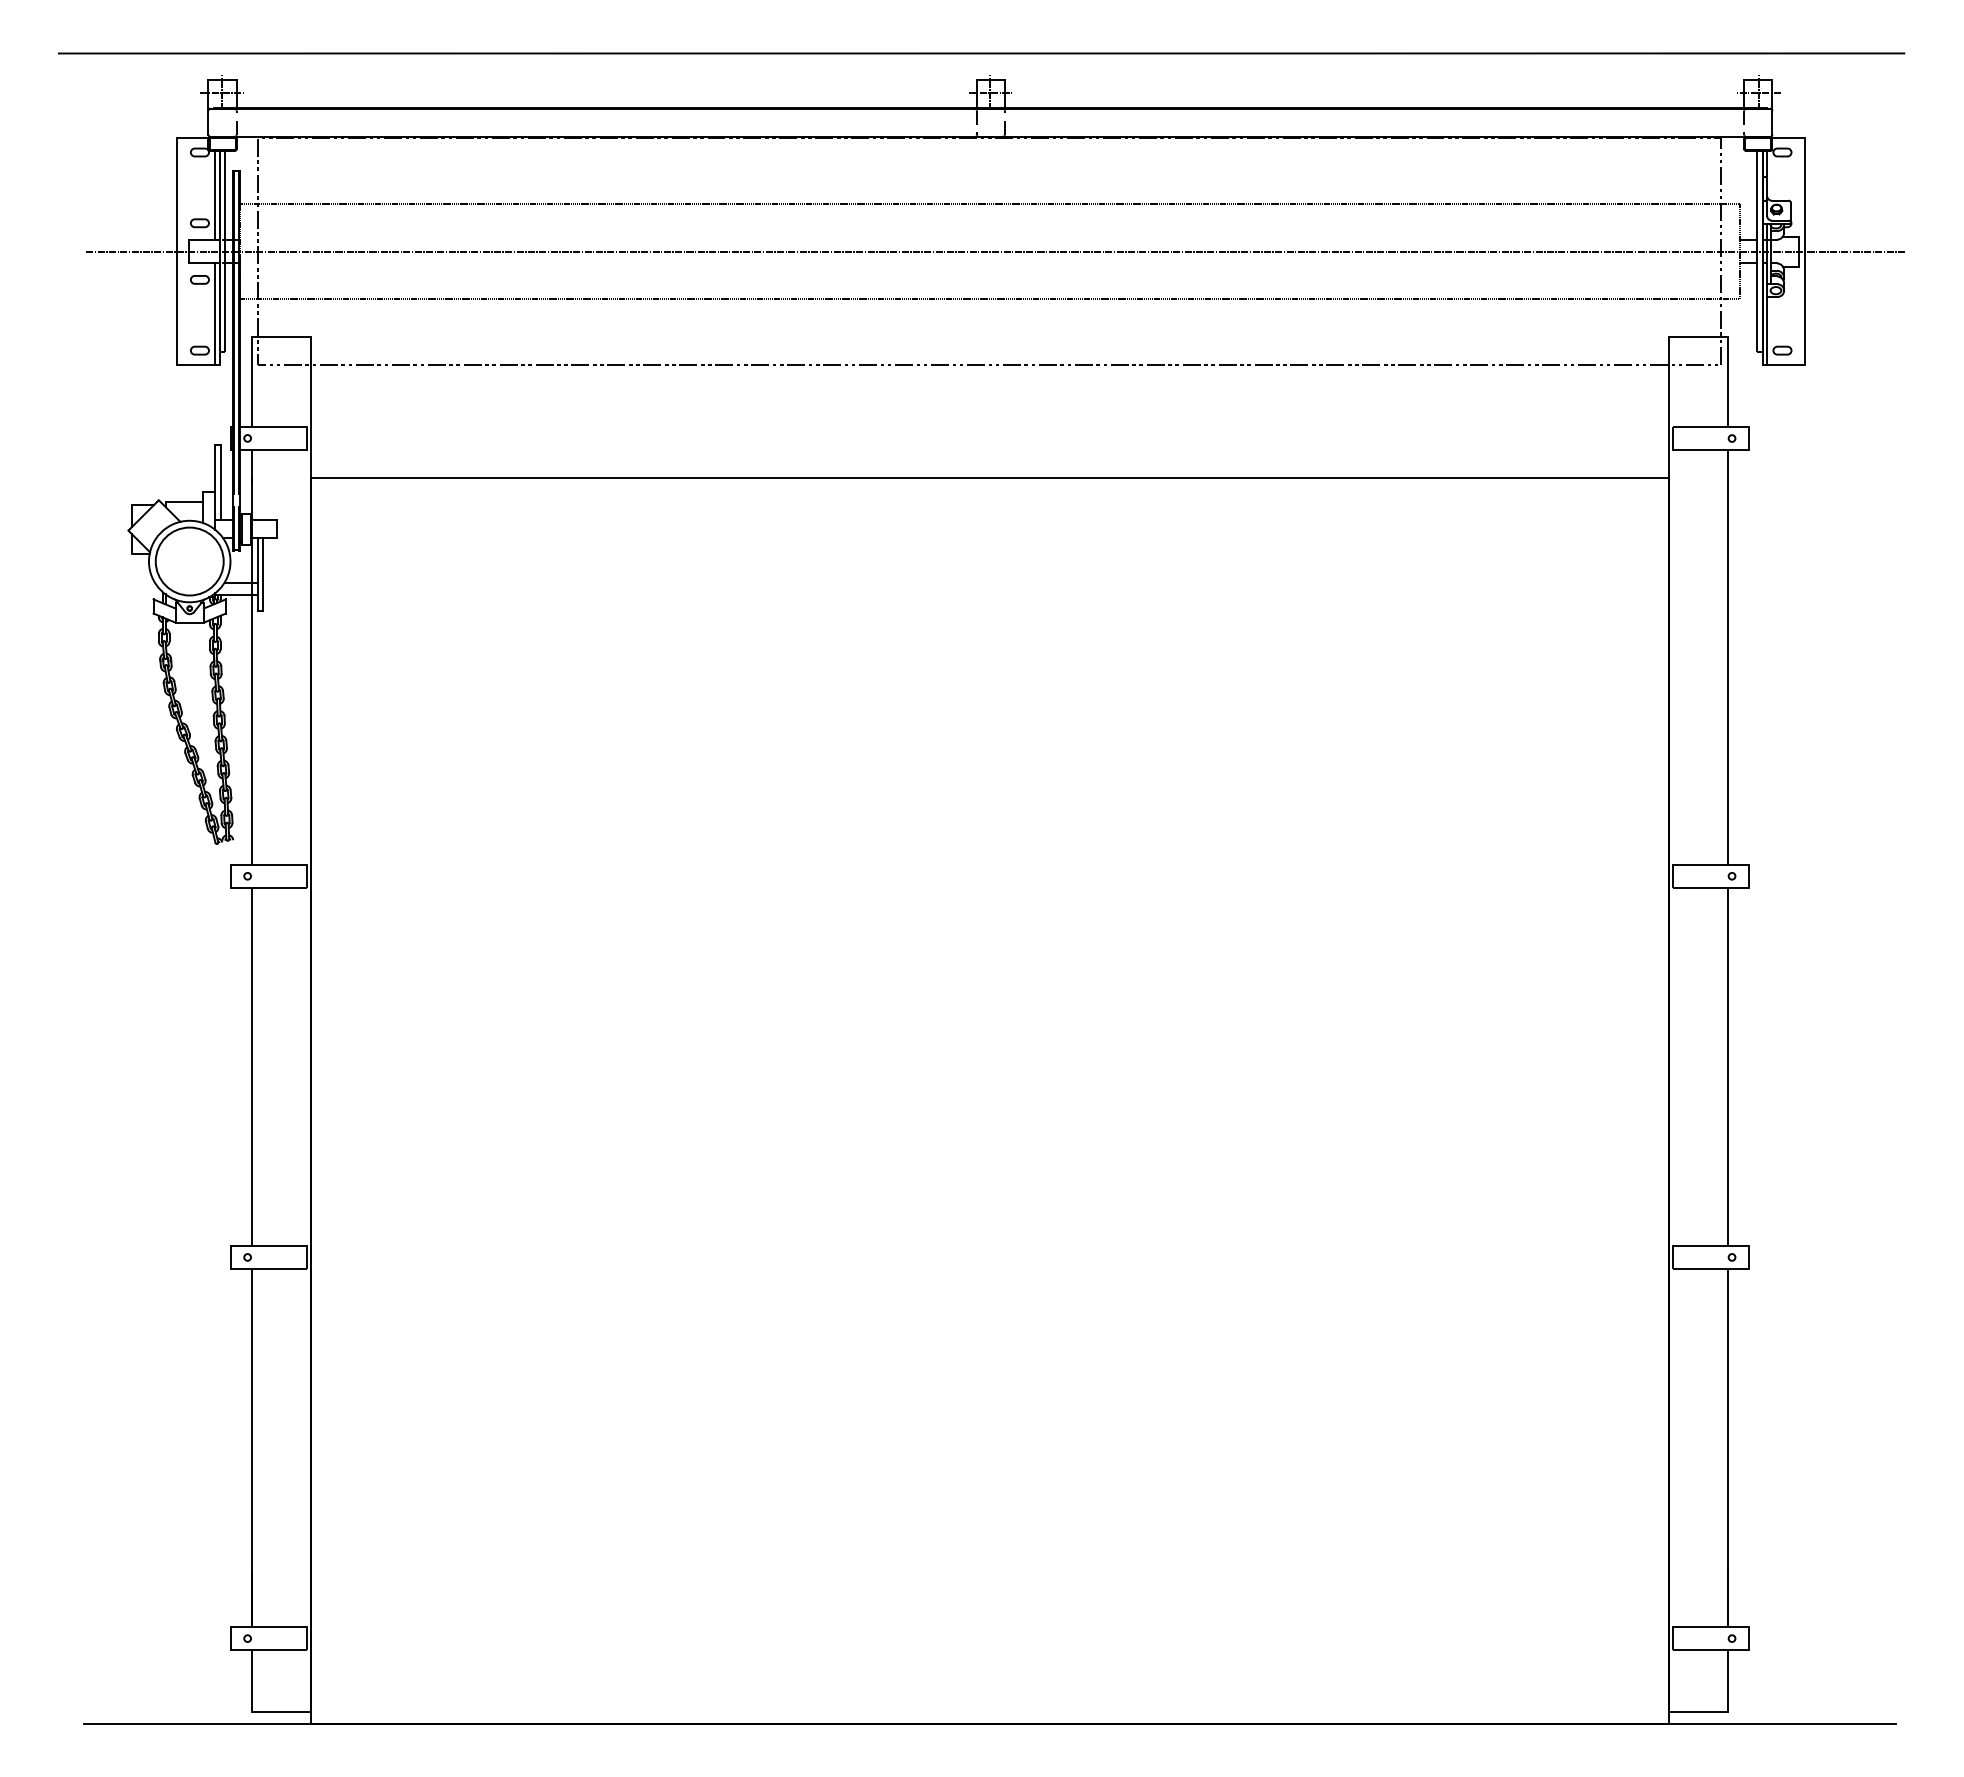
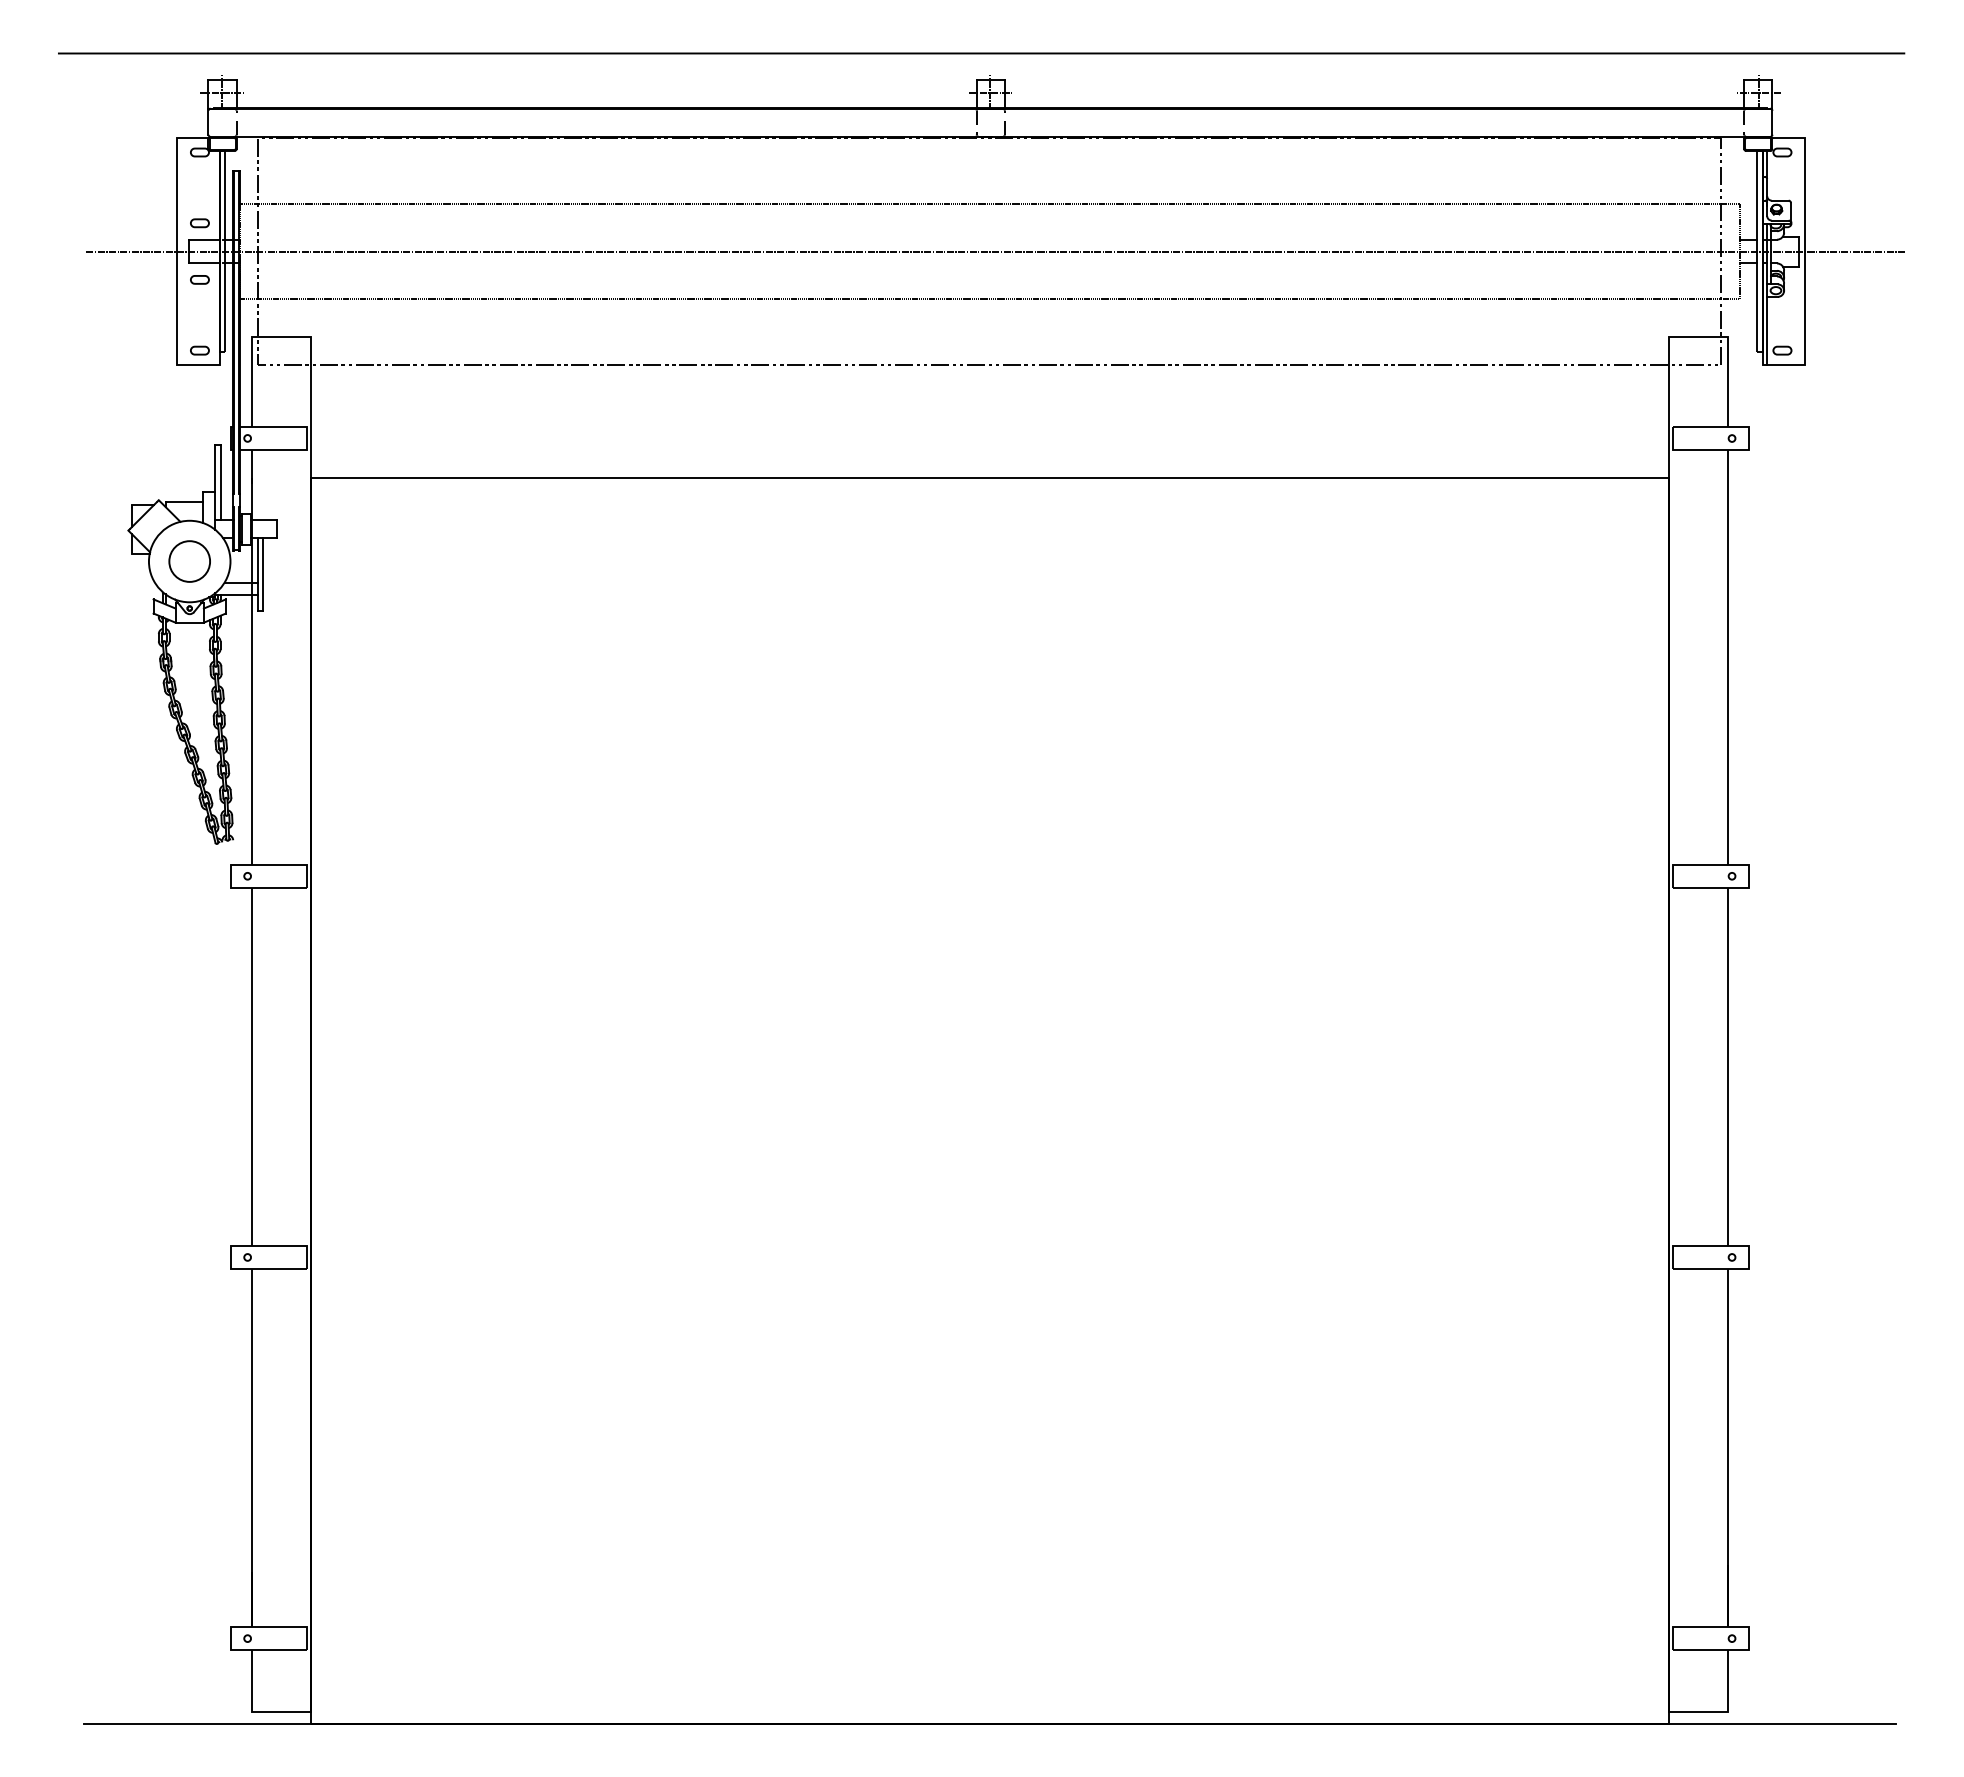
line: present -> none (215, 195)
line: present -> none (215, 313)
circle diameter: 68 px -> 41 px (189, 561)
